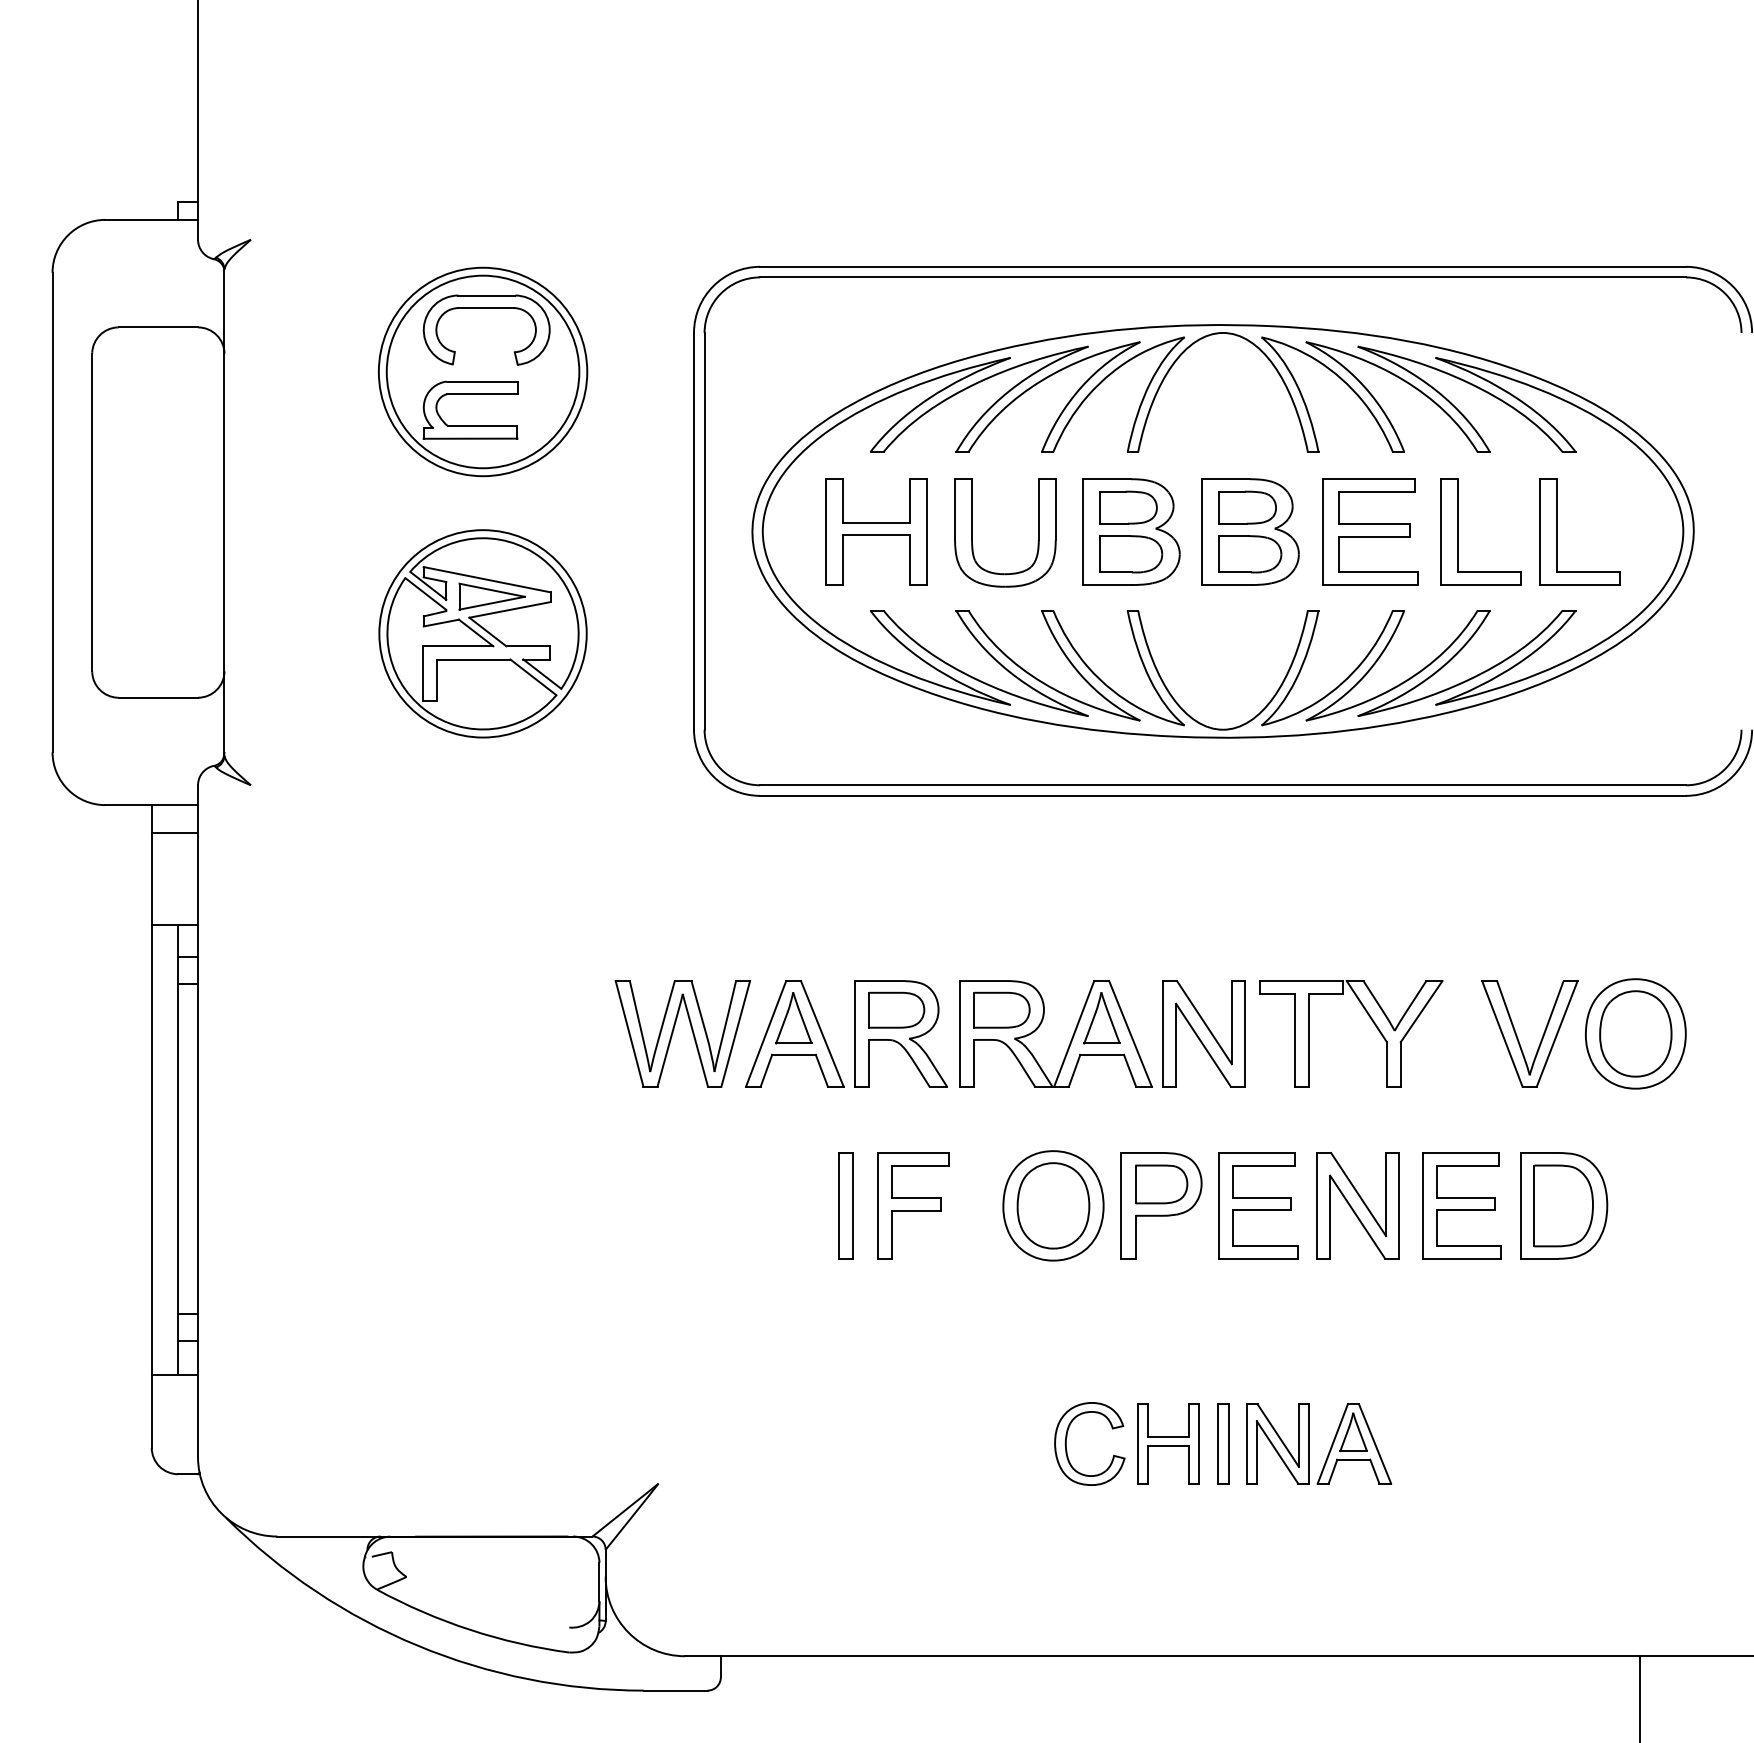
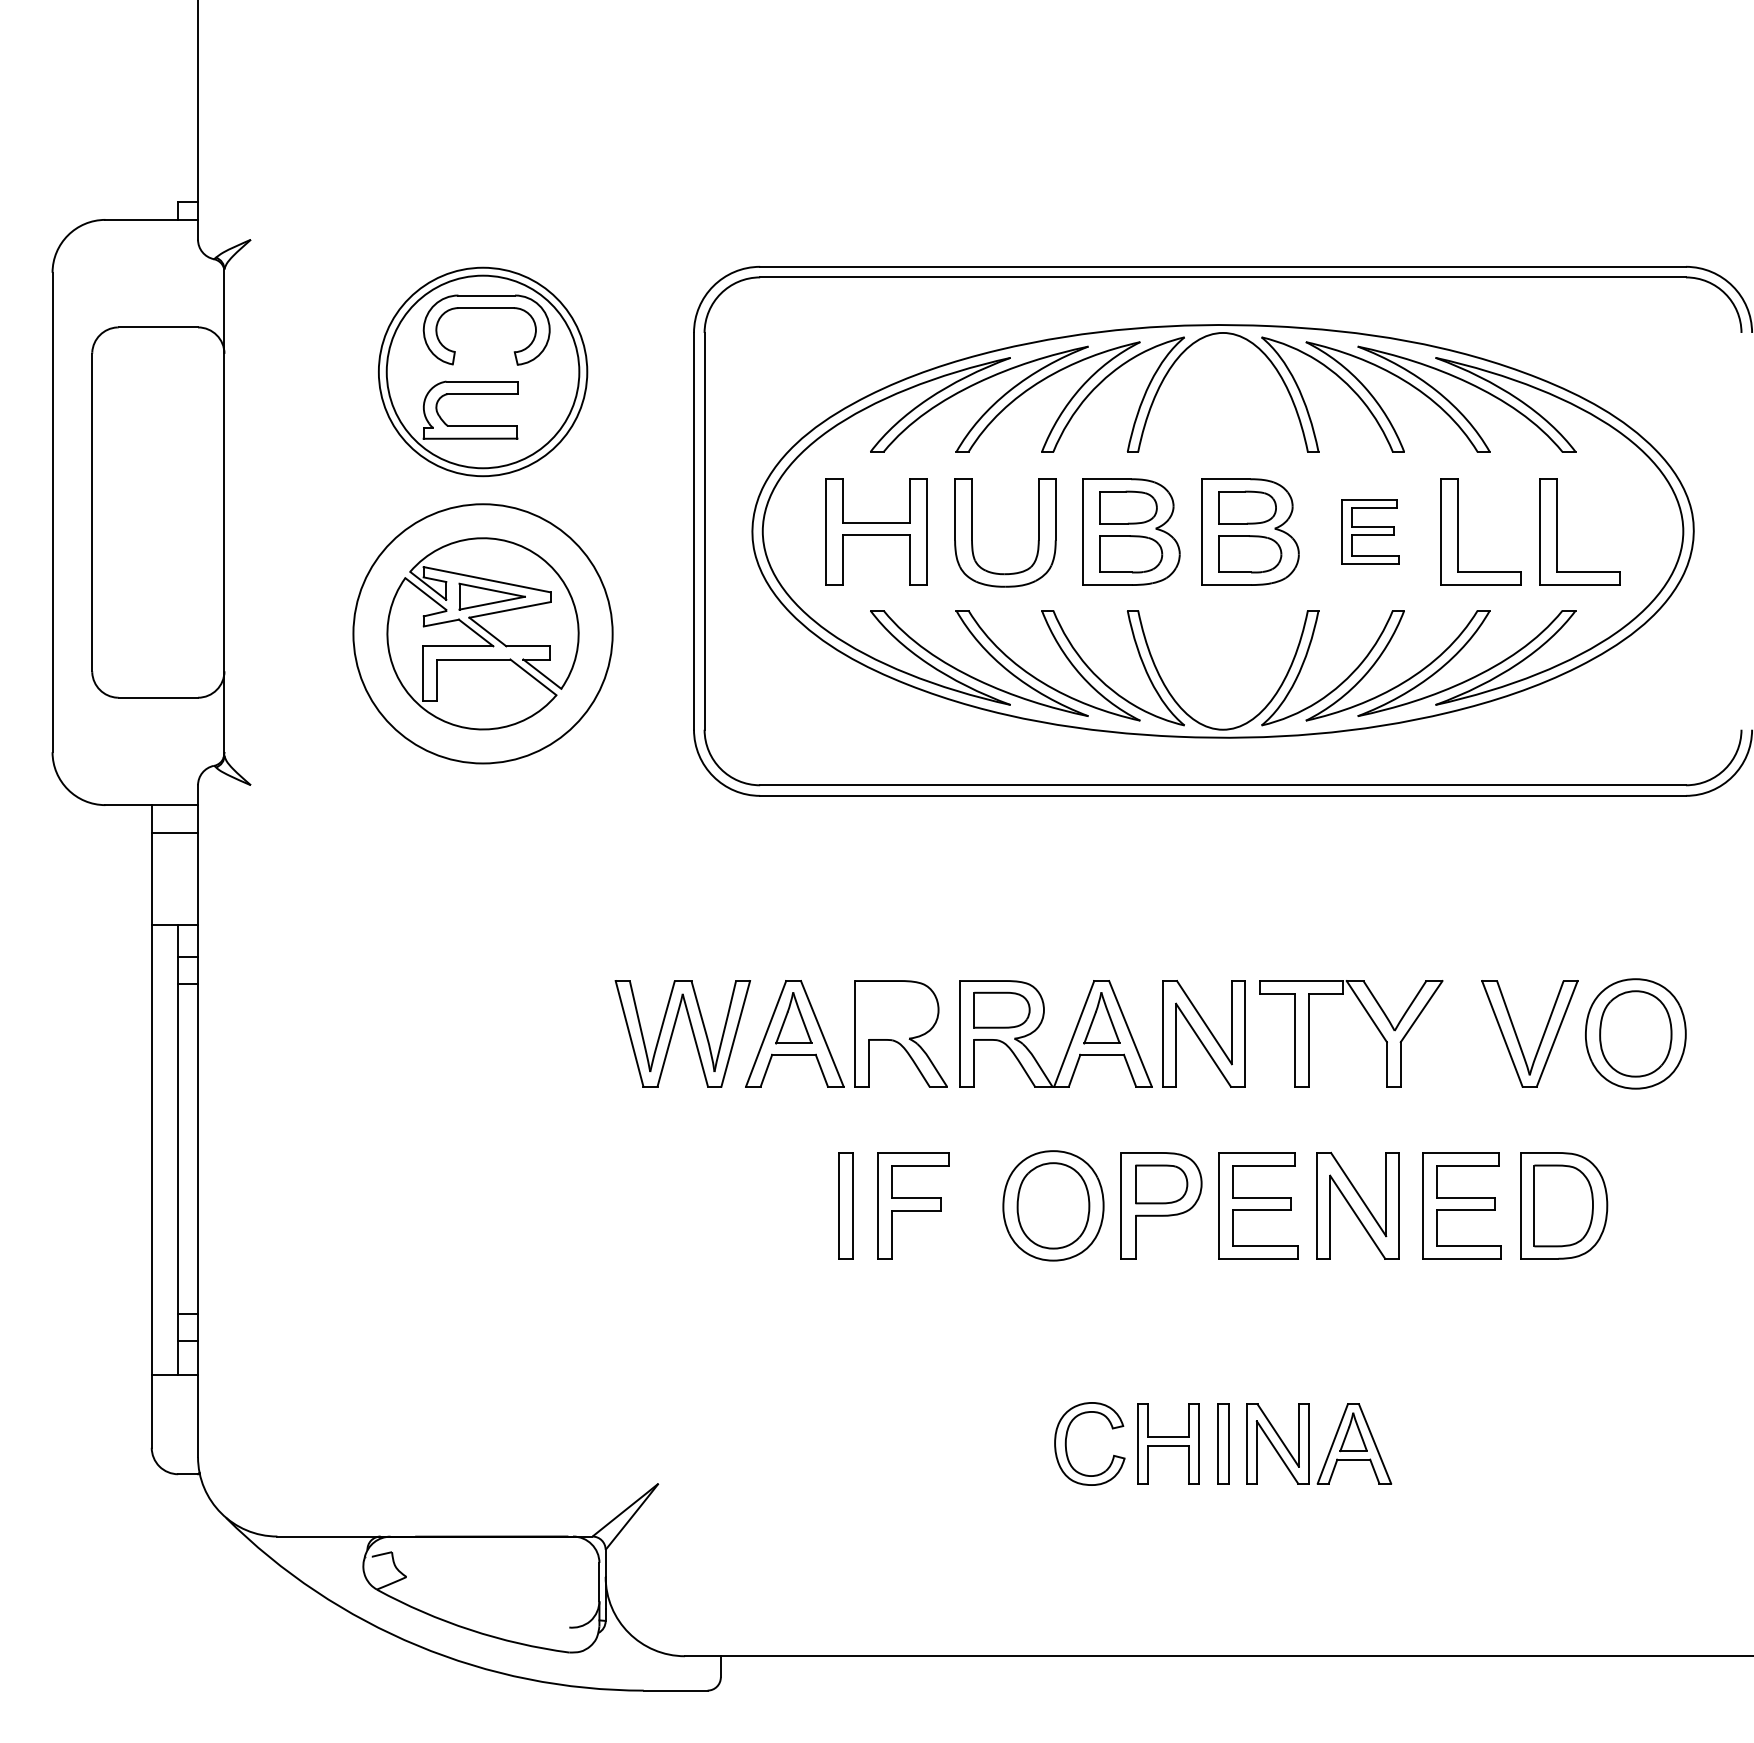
part size: 97x108 px -> 59x66 px (1370, 531)
circle diameter: 207 px -> 259 px (482, 633)
part: present -> none (896, 1009)
line: present -> none (1640, 1697)
